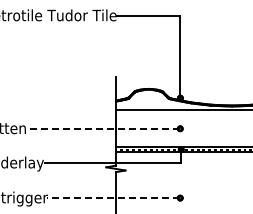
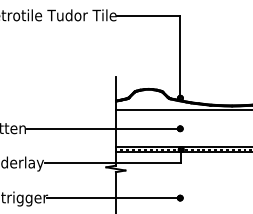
line: dashed -> solid (103, 128)
line: dashed -> solid (113, 198)
